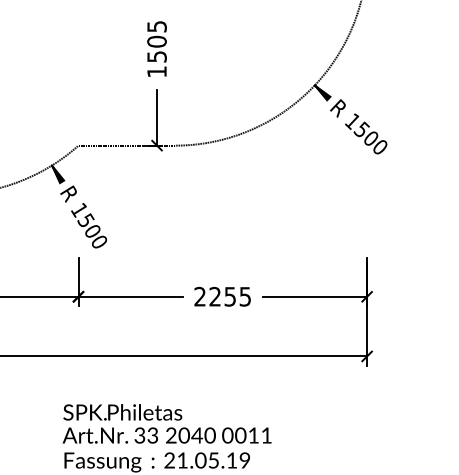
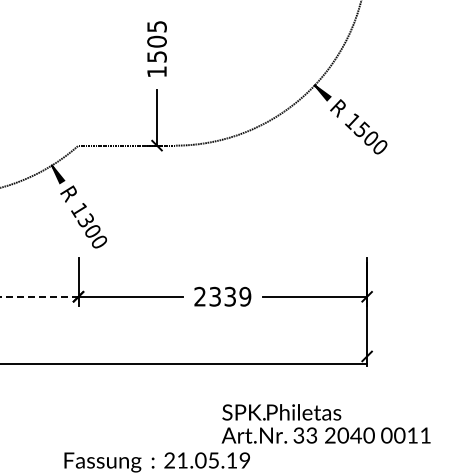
text: 1500 -> 1300 (87, 220)
line: solid -> dashed (39, 296)
text: 2255 -> 2339 (230, 296)
line position: (184, 356) -> (184, 364) (184, 364)
text position: (166, 423) -> (325, 423) (325, 423)
